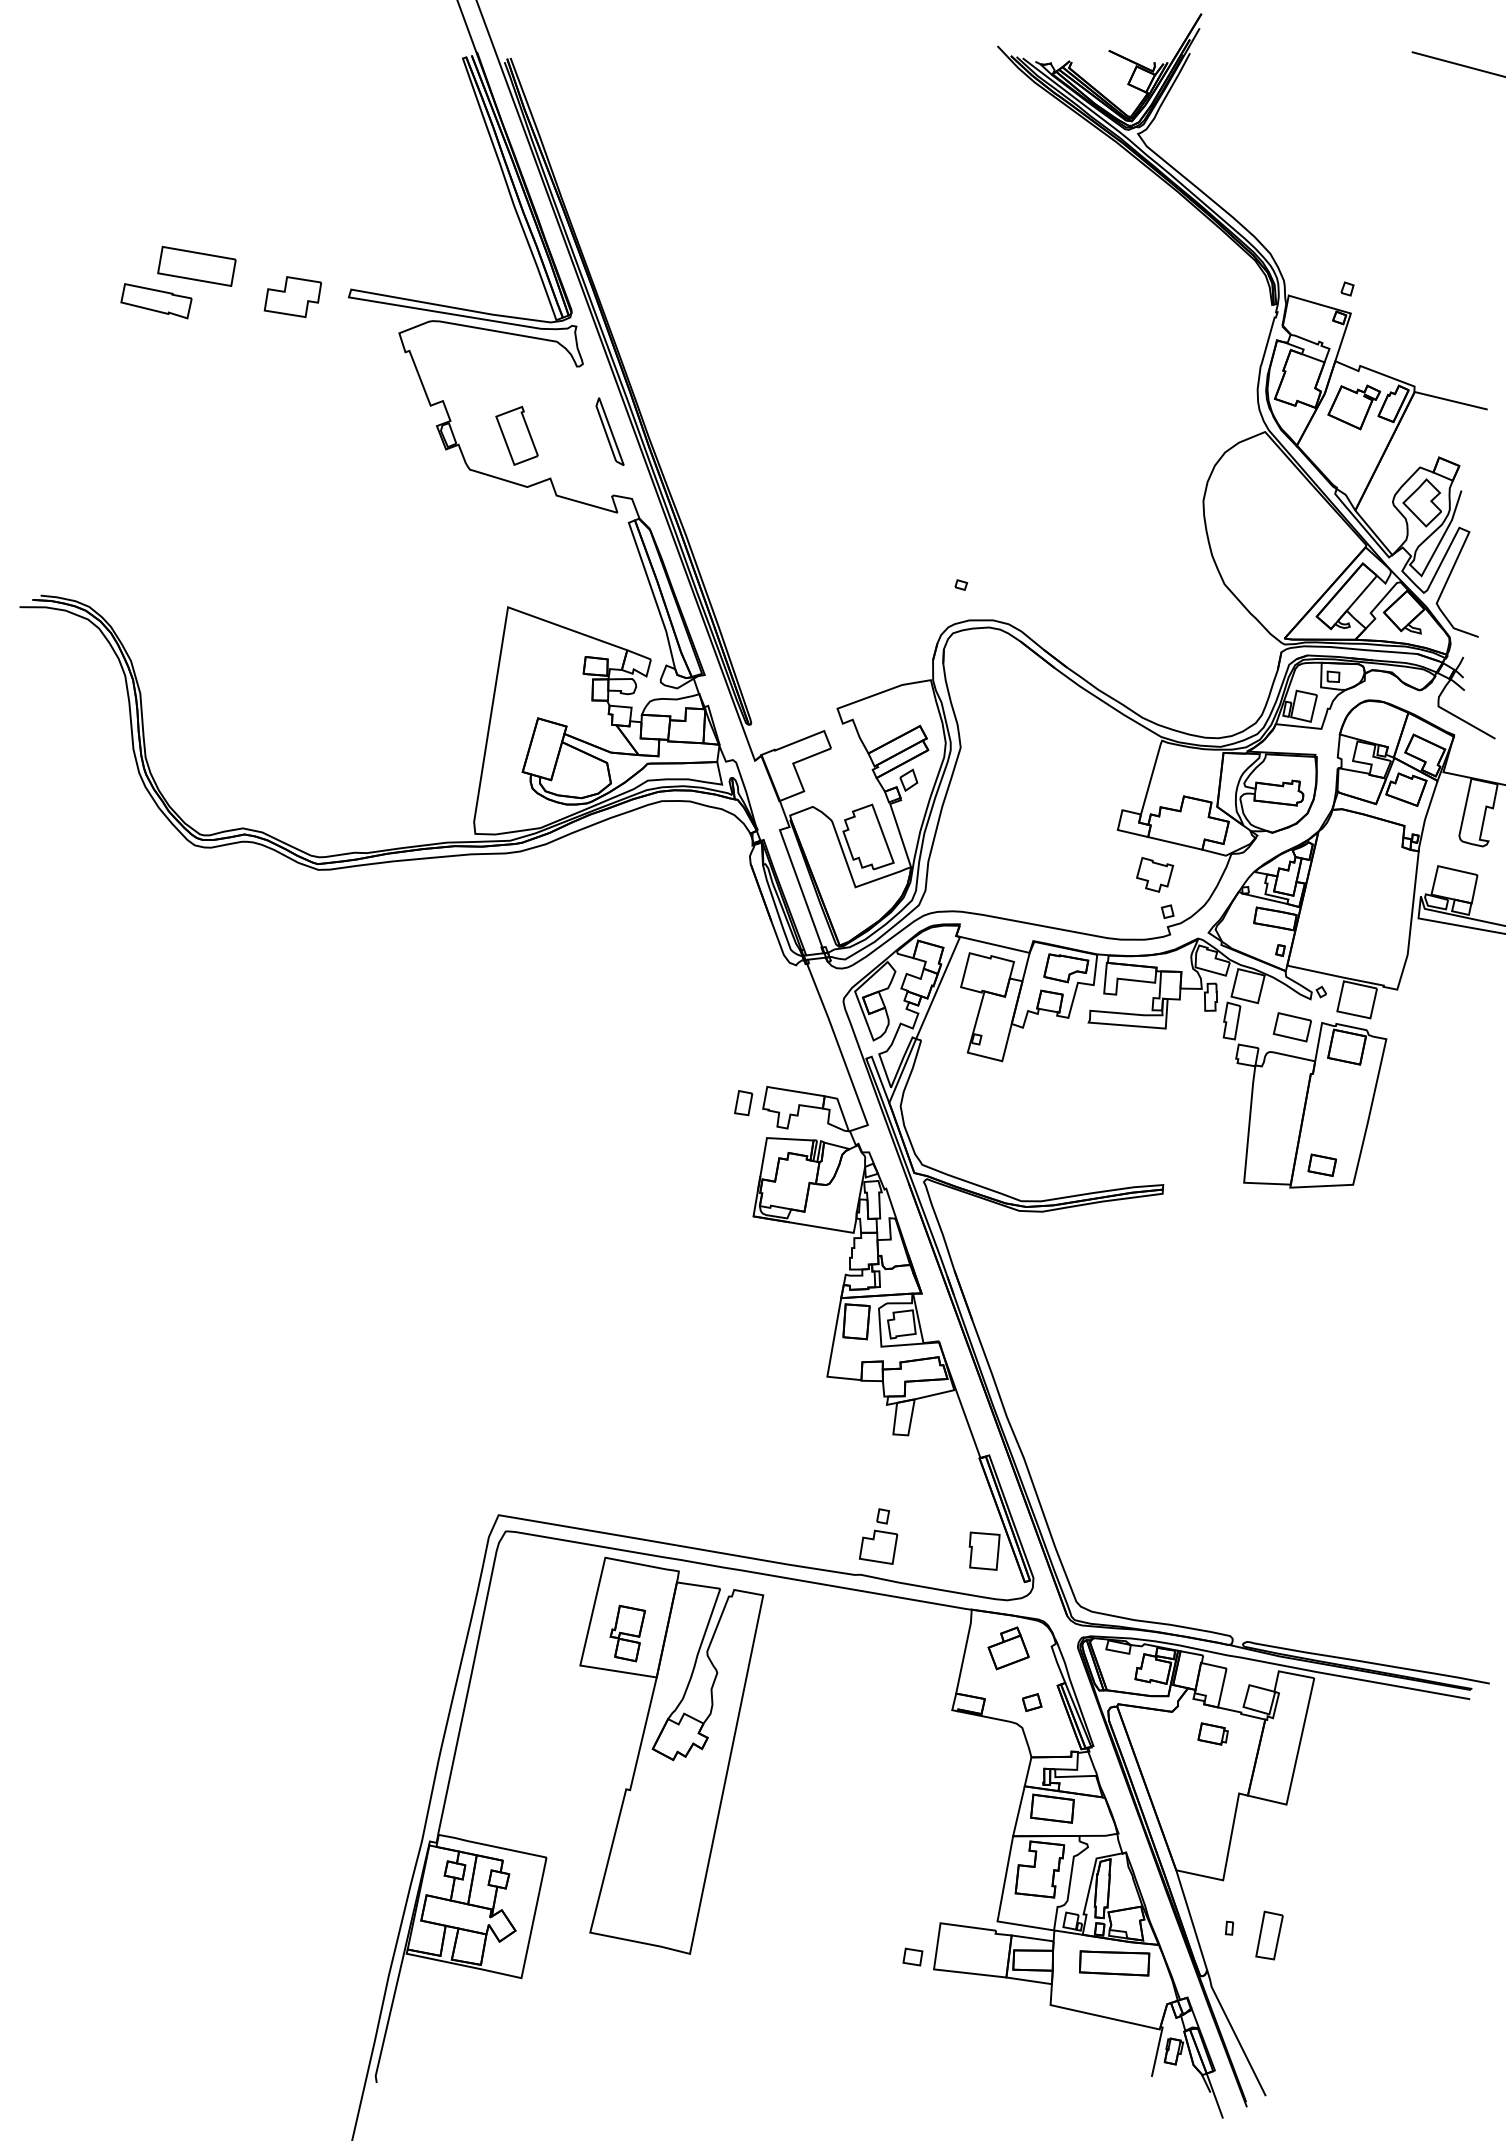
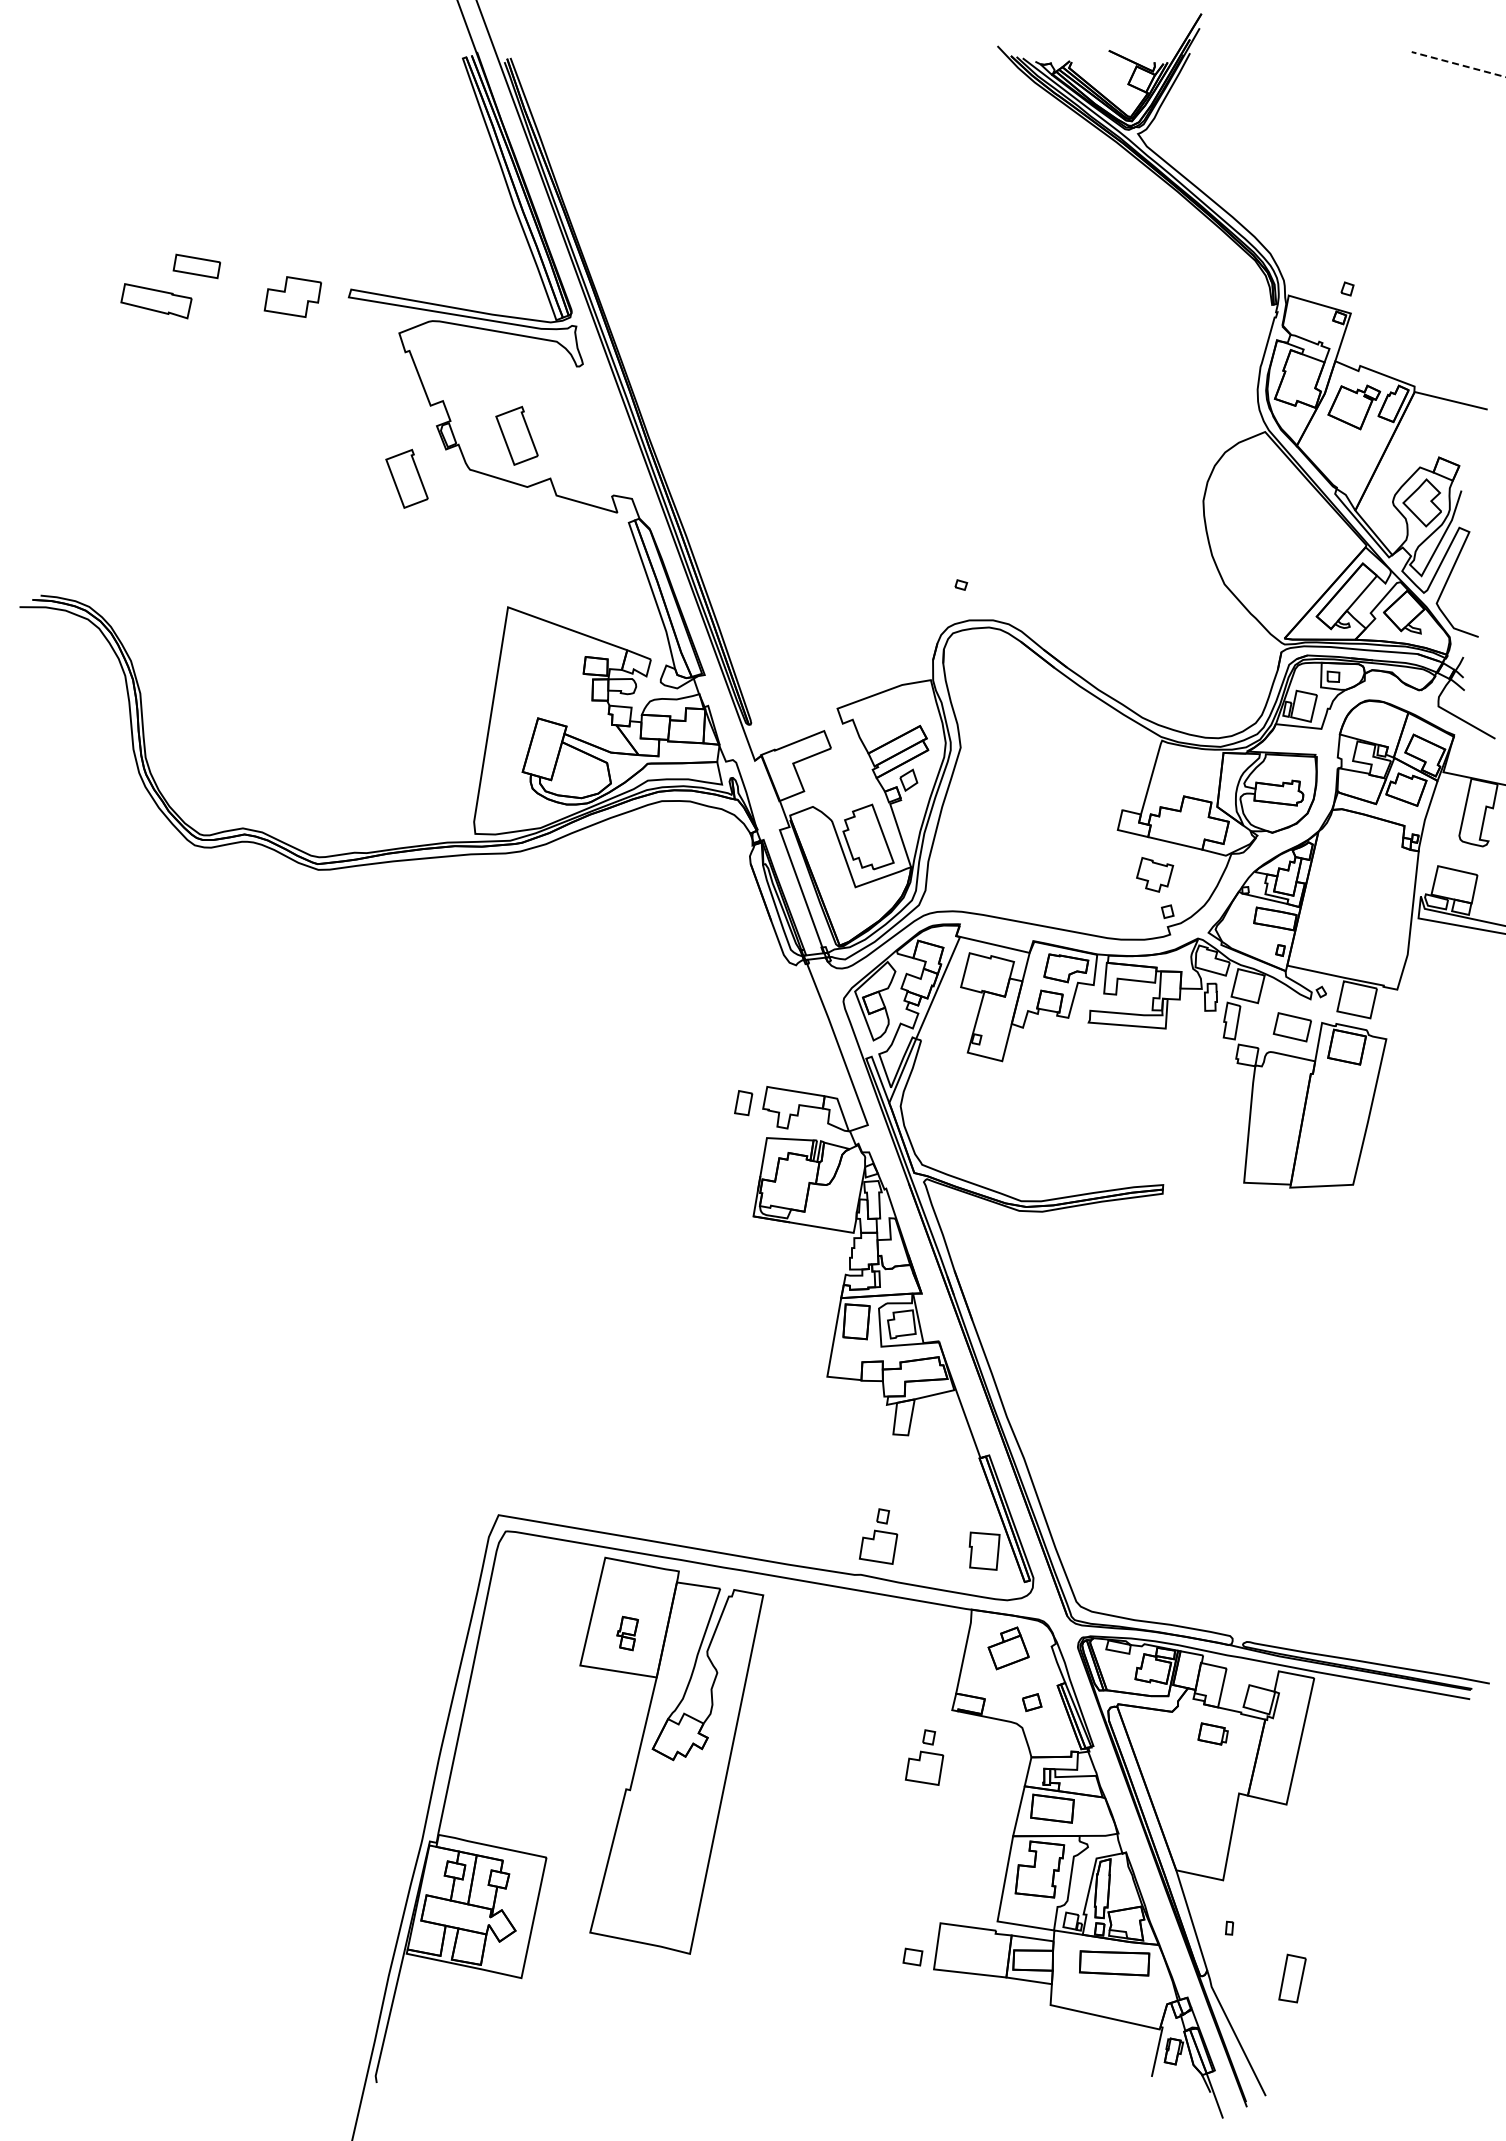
line: solid -> dashed (1458, 64)
part size: 80x41 px -> 49x27 px (196, 266)
part: present -> none (609, 431)
part: none -> present (406, 478)
part: present -> none (1321, 1164)
part size: 37x59 px -> 23x37 px (627, 1633)
part: none -> present (924, 1757)
part position: (1269, 1935) -> (1292, 1978) (1292, 1978)
